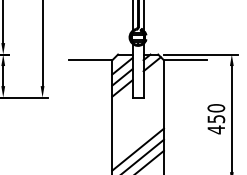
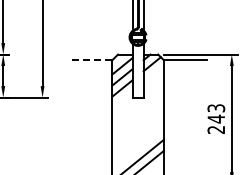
line: solid -> dashed (90, 60)
text: 450 -> 243 (216, 119)
line: present -> none (137, 149)
